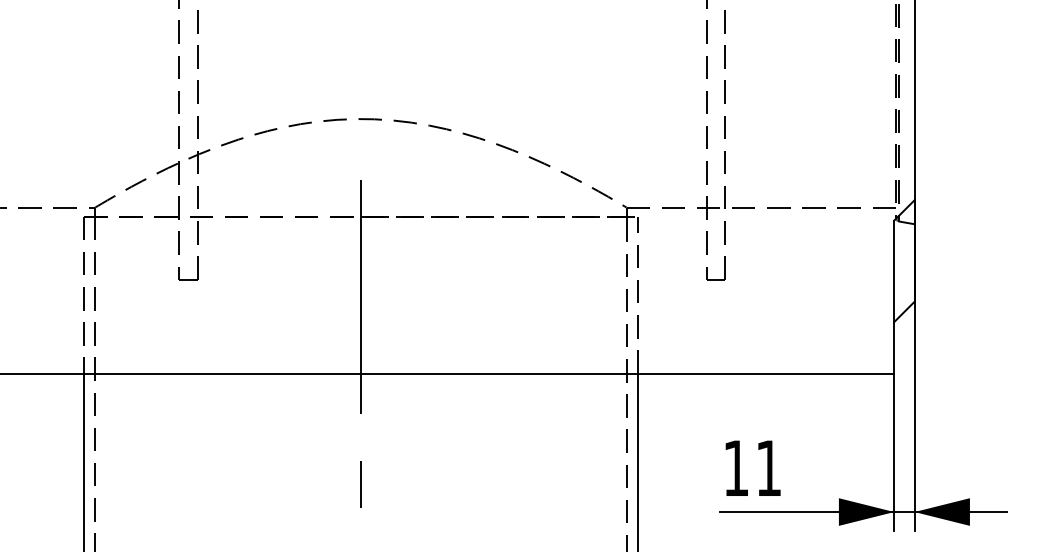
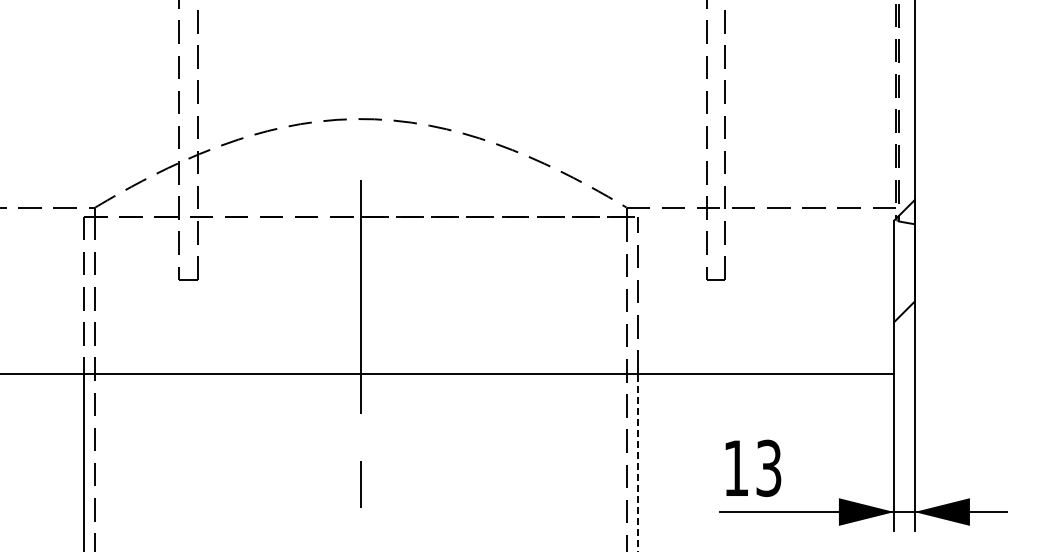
line: solid -> dashed (637, 462)
text: 11 -> 13 (768, 468)
